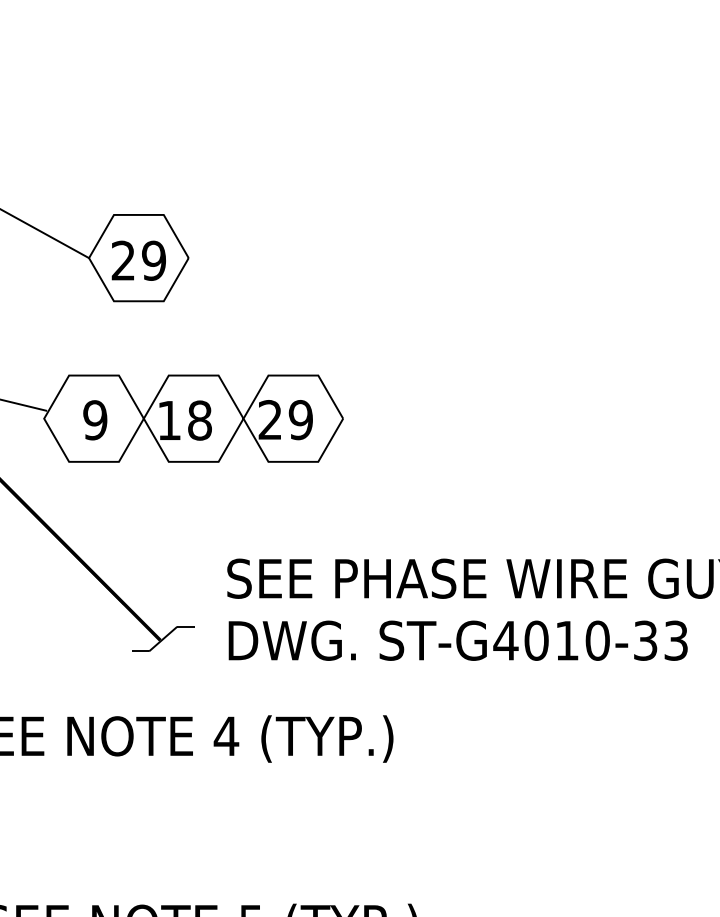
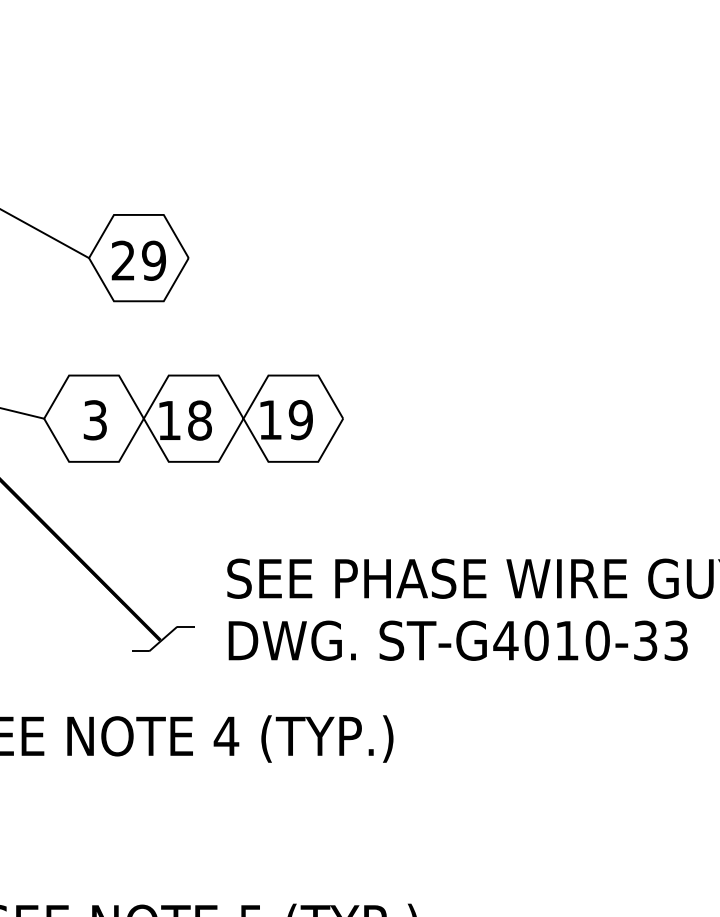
line position: (24, 405) -> (23, 413) (23, 413)
text: 29 -> 19 (269, 419)
text: 9 -> 3 (95, 420)
